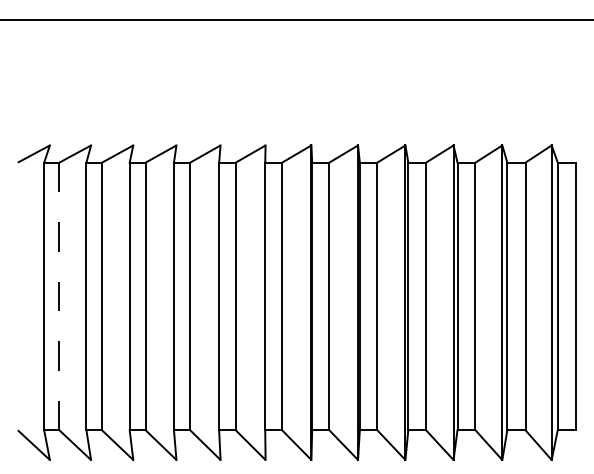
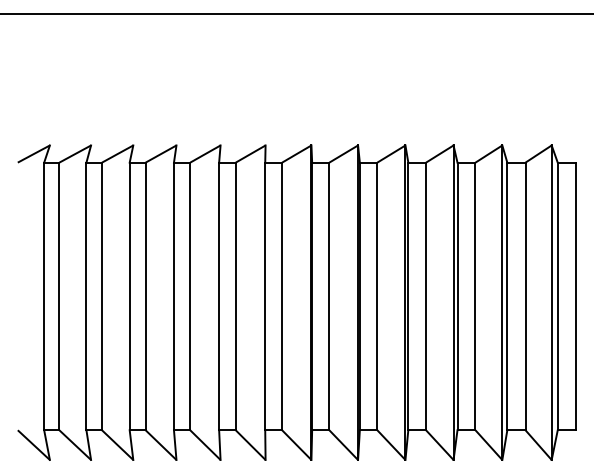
line position: (296, 19) -> (296, 13) (296, 13)
line: dashed -> solid (59, 296)
